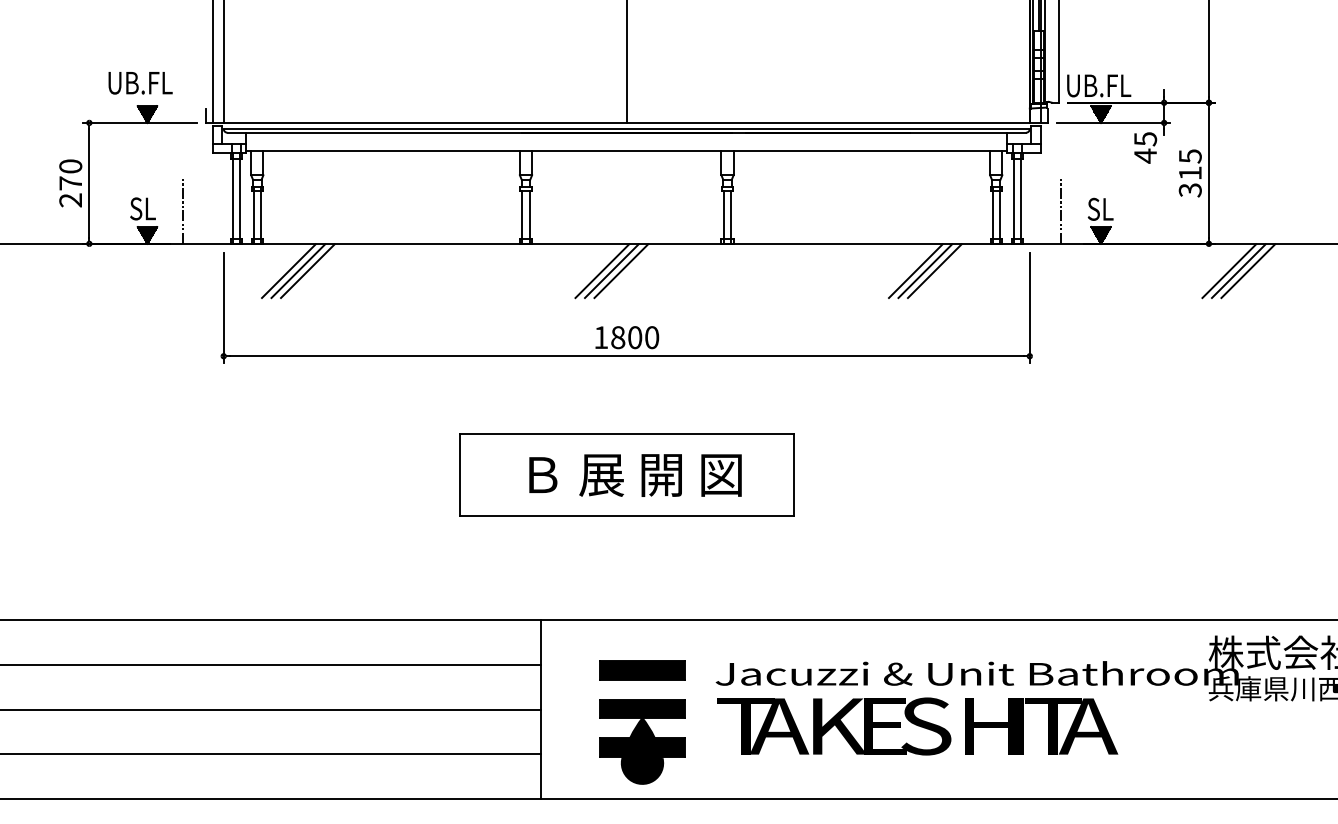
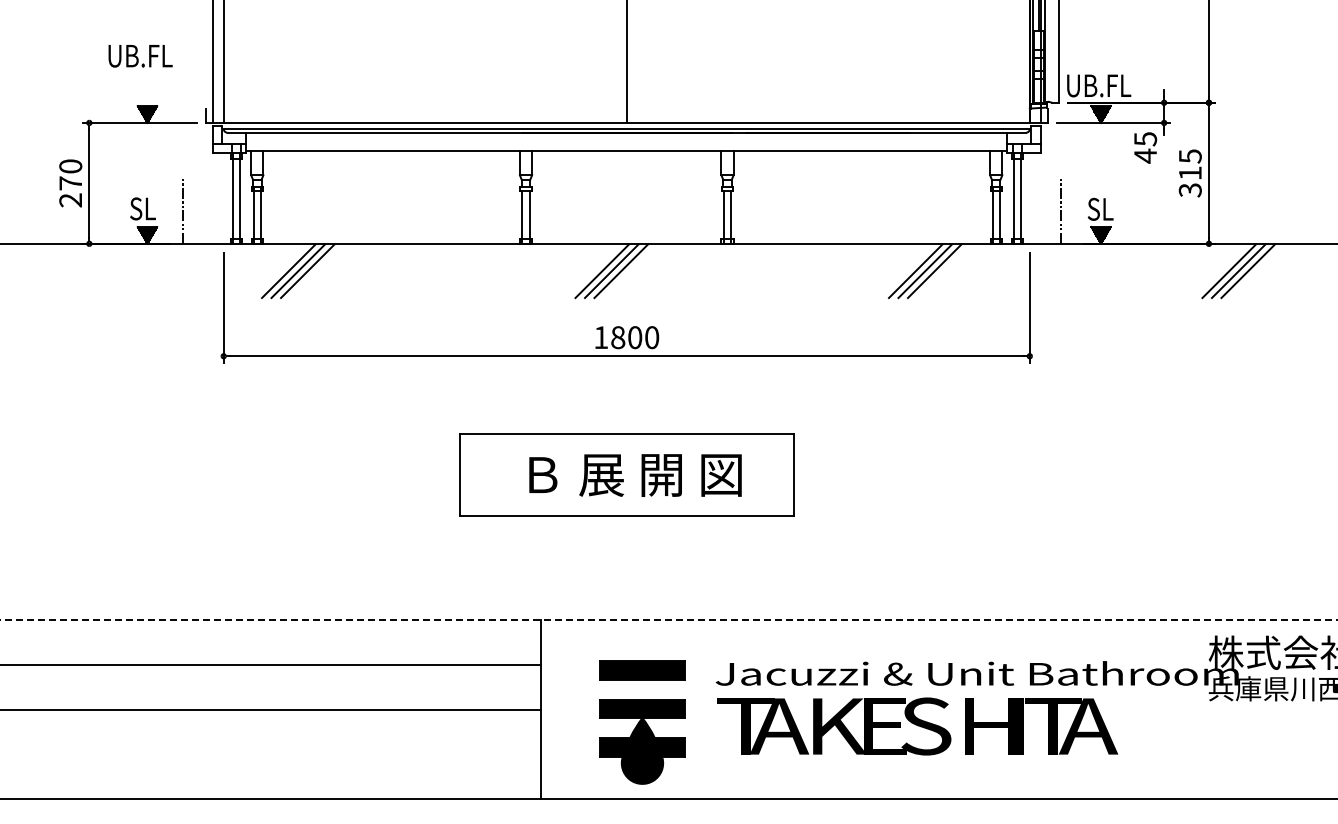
text position: (140, 83) -> (140, 56) (140, 56)
line: solid -> dashed (669, 620)
line: present -> none (271, 754)
